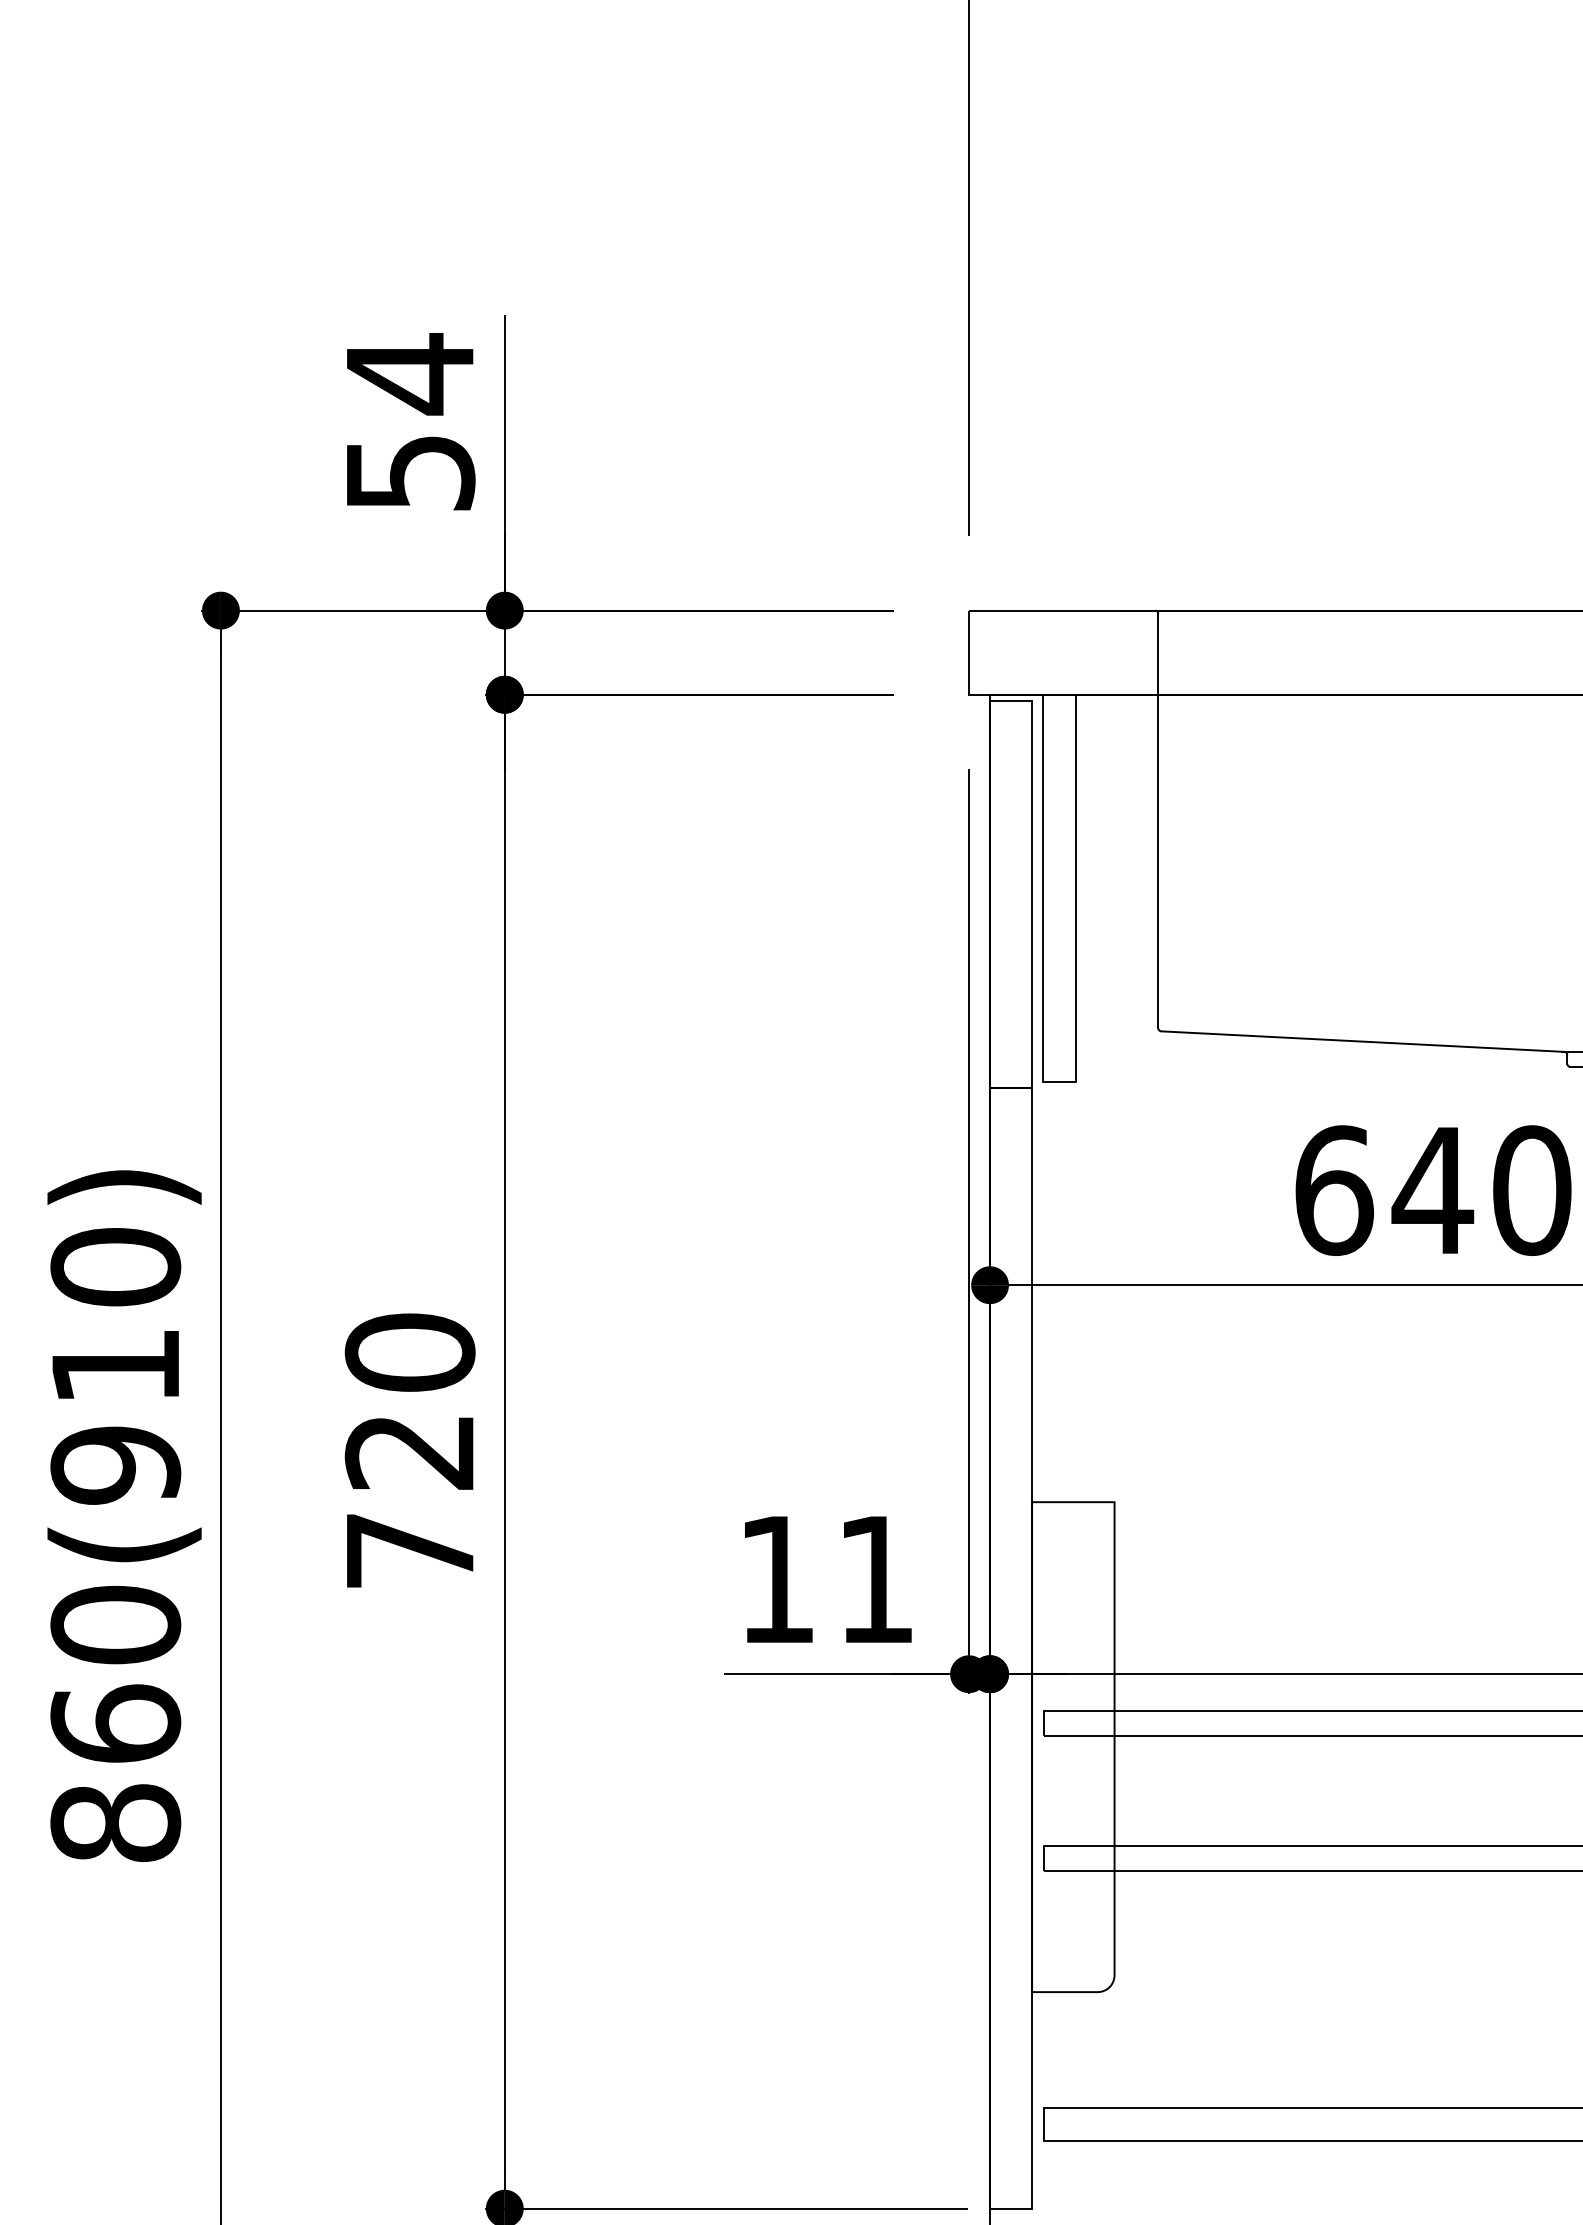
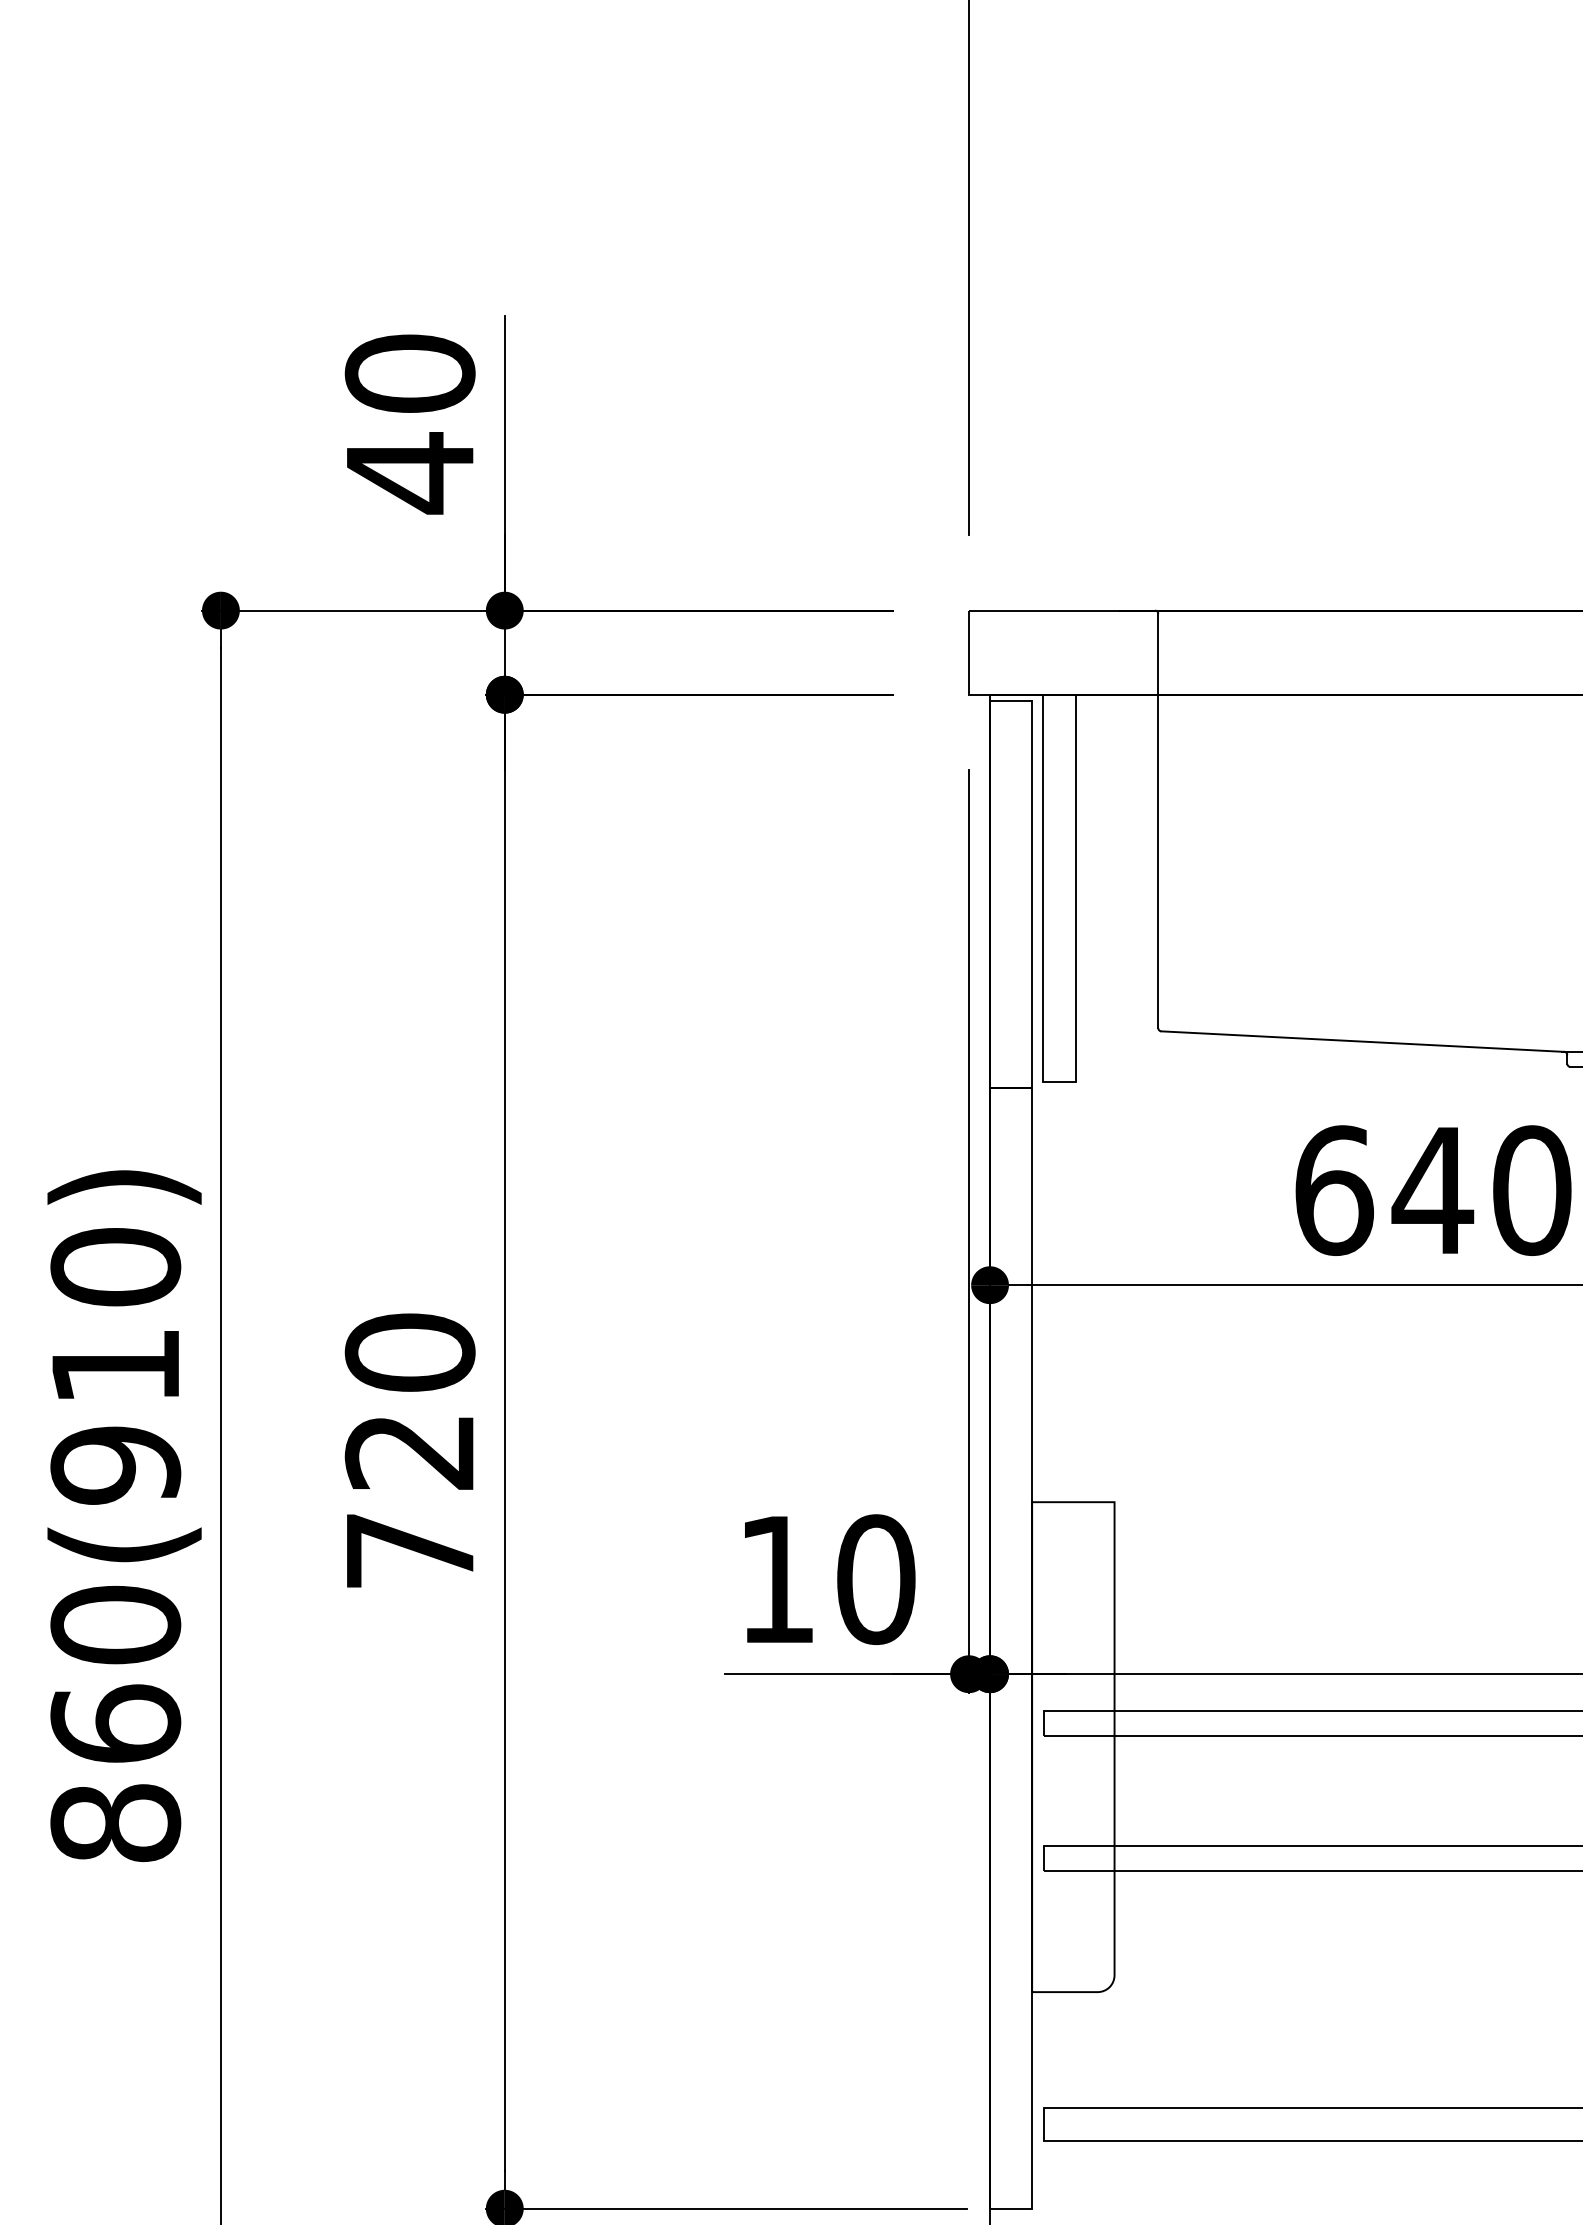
text: 54 -> 40 (409, 423)
text: 11 -> 10 (876, 1579)
